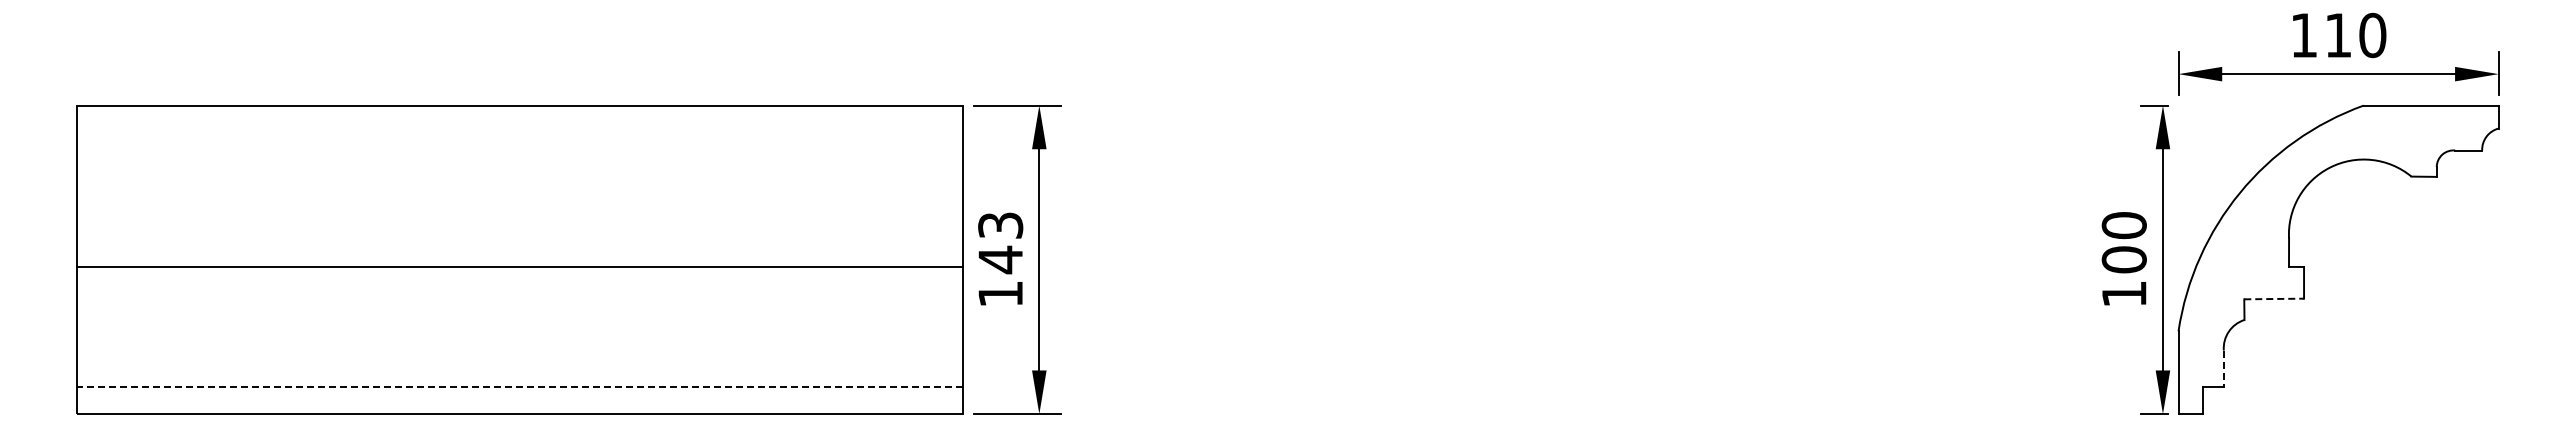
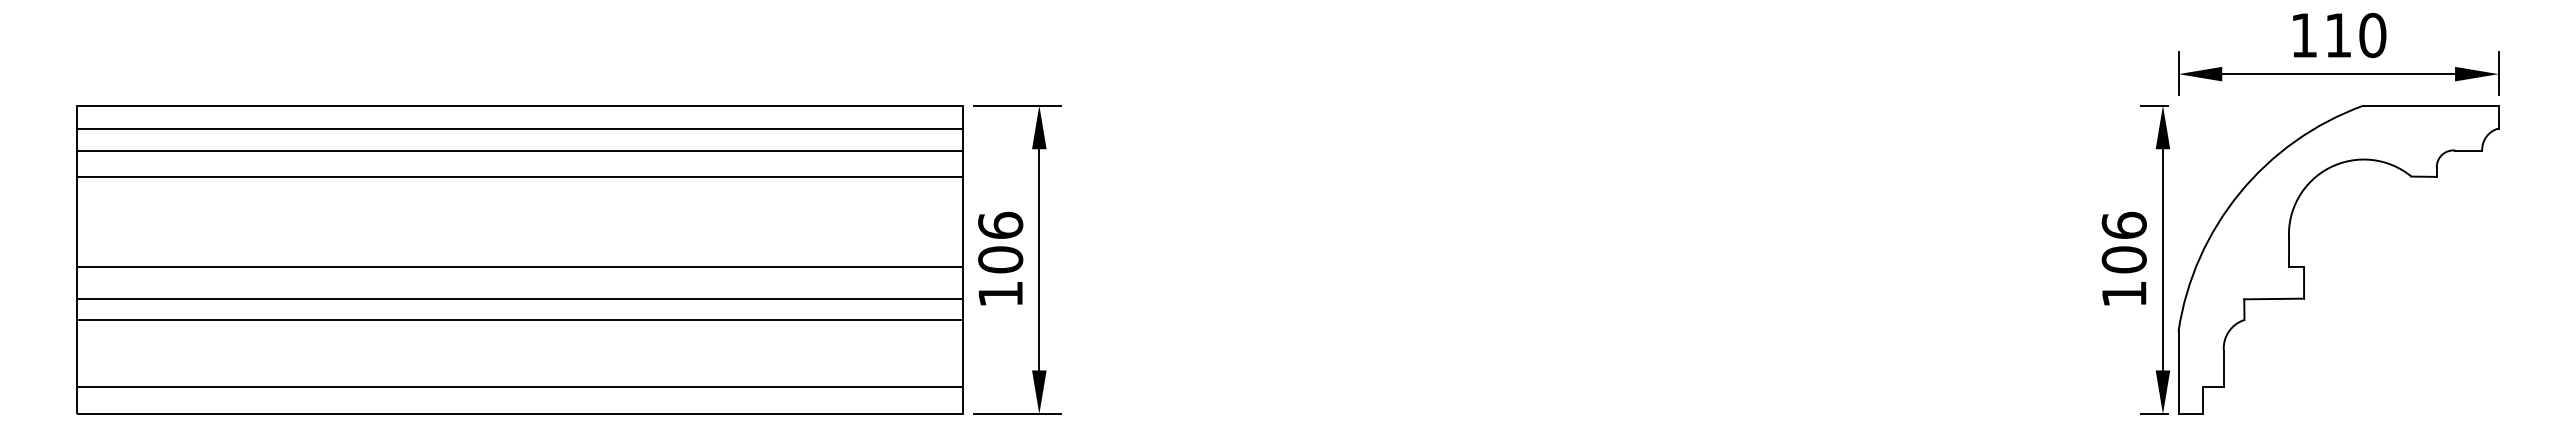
line: none -> present (519, 128)
line: none -> present (519, 150)
line: none -> present (519, 176)
text: 100 -> 106 (2123, 225)
text: 143 -> 106 (1000, 242)
line: none -> present (519, 298)
line: dashed -> solid (2274, 299)
line: none -> present (519, 319)
line: dashed -> solid (2223, 369)
line: dashed -> solid (520, 387)
